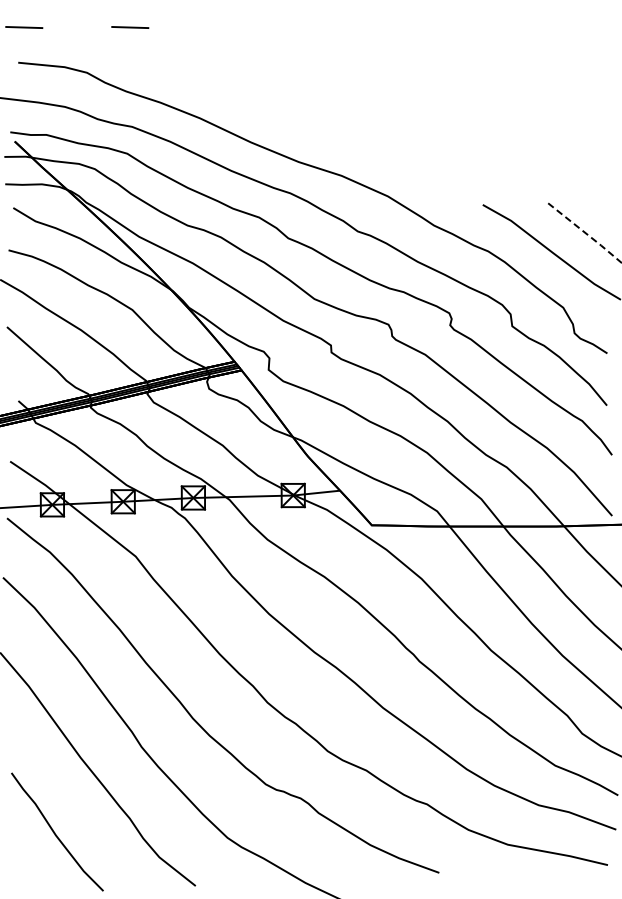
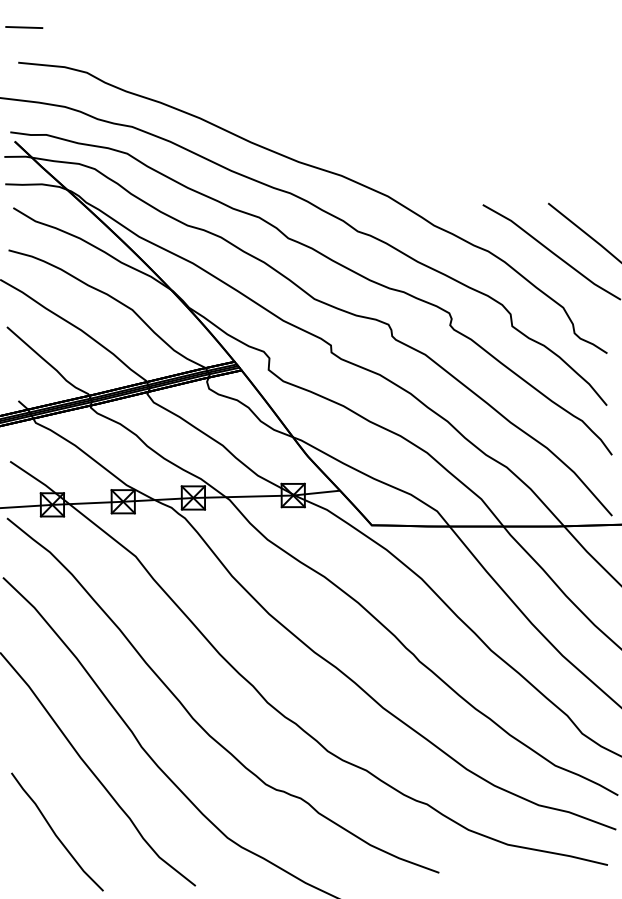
line: present -> none (130, 27)
line: dashed -> solid (586, 233)
